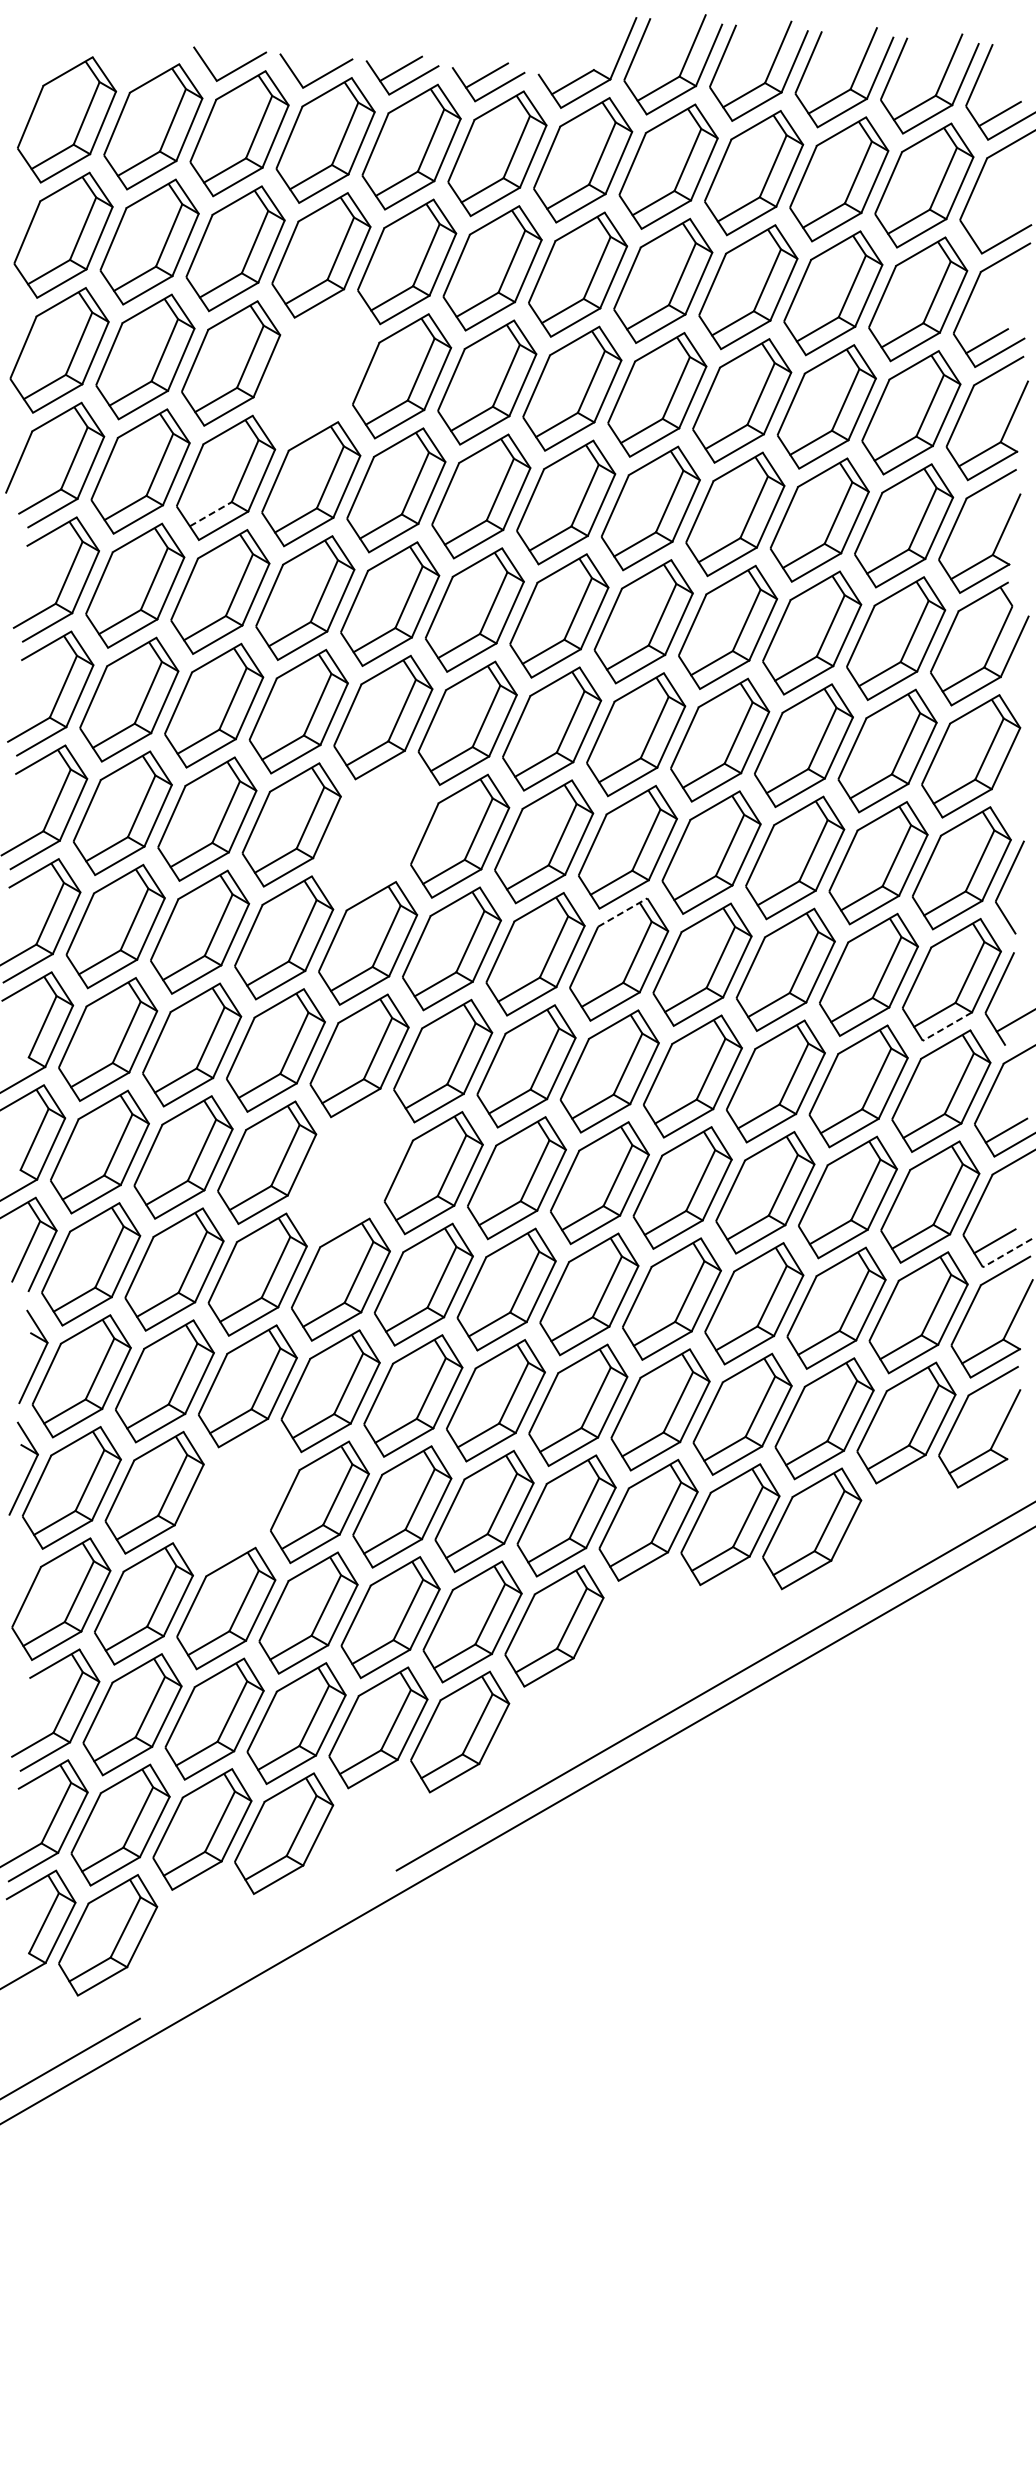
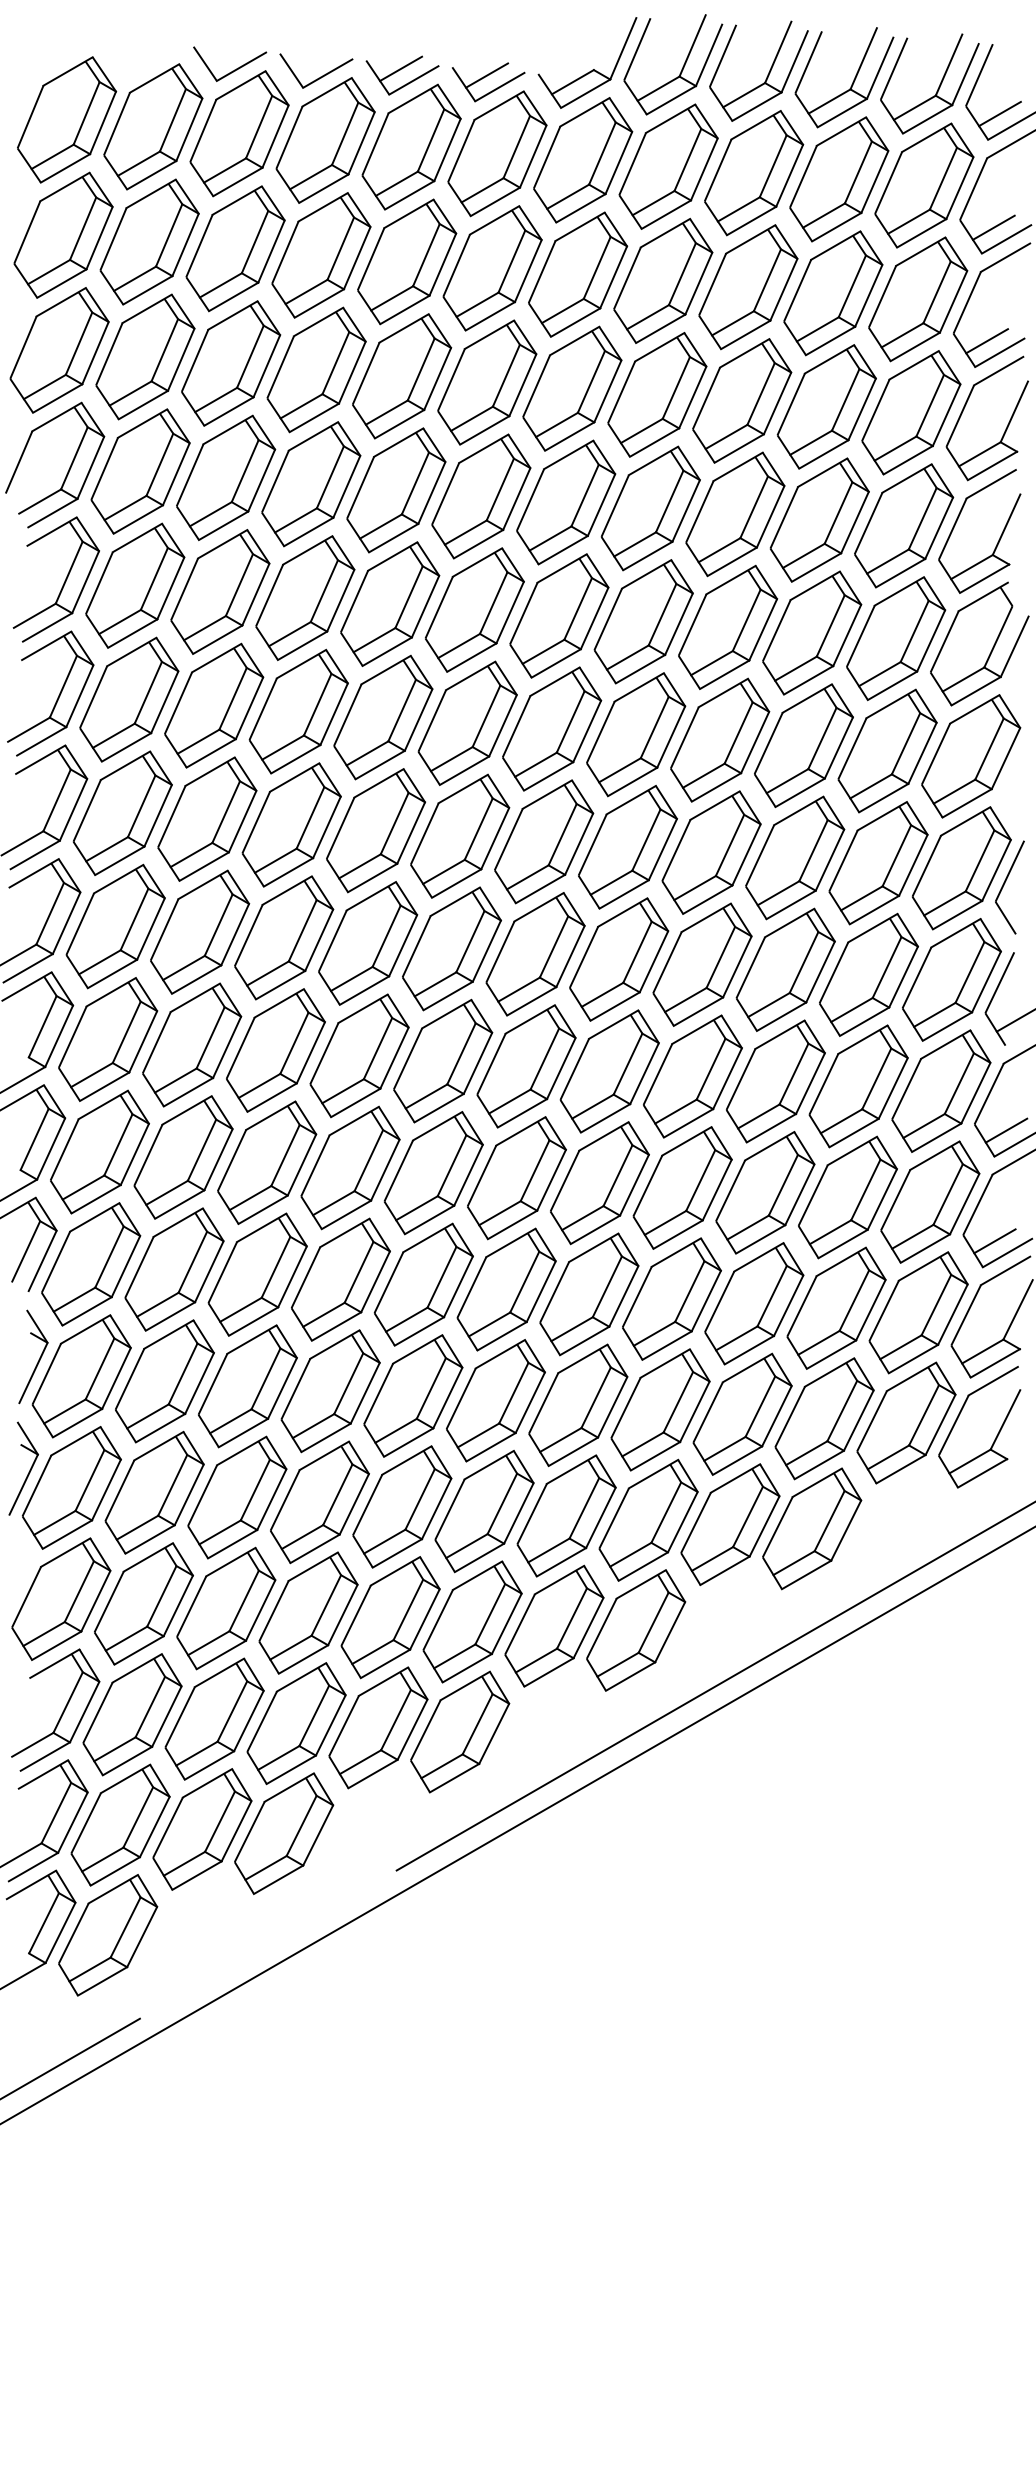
line: none -> present (993, 227)
part: none -> present (316, 369)
line: dashed -> solid (211, 513)
part: none -> present (375, 830)
line: dashed -> solid (623, 912)
line: dashed -> solid (946, 1026)
part: none -> present (350, 1167)
line: dashed -> solid (1007, 1253)
part: none -> present (237, 1497)
part: none -> present (636, 1630)
